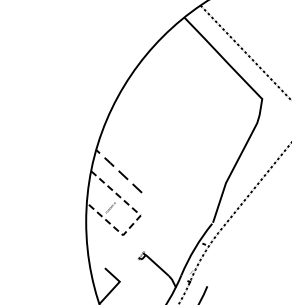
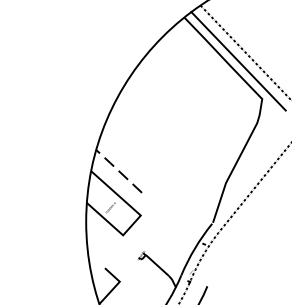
line: none -> present (238, 61)
line: dashed -> solid (137, 219)
